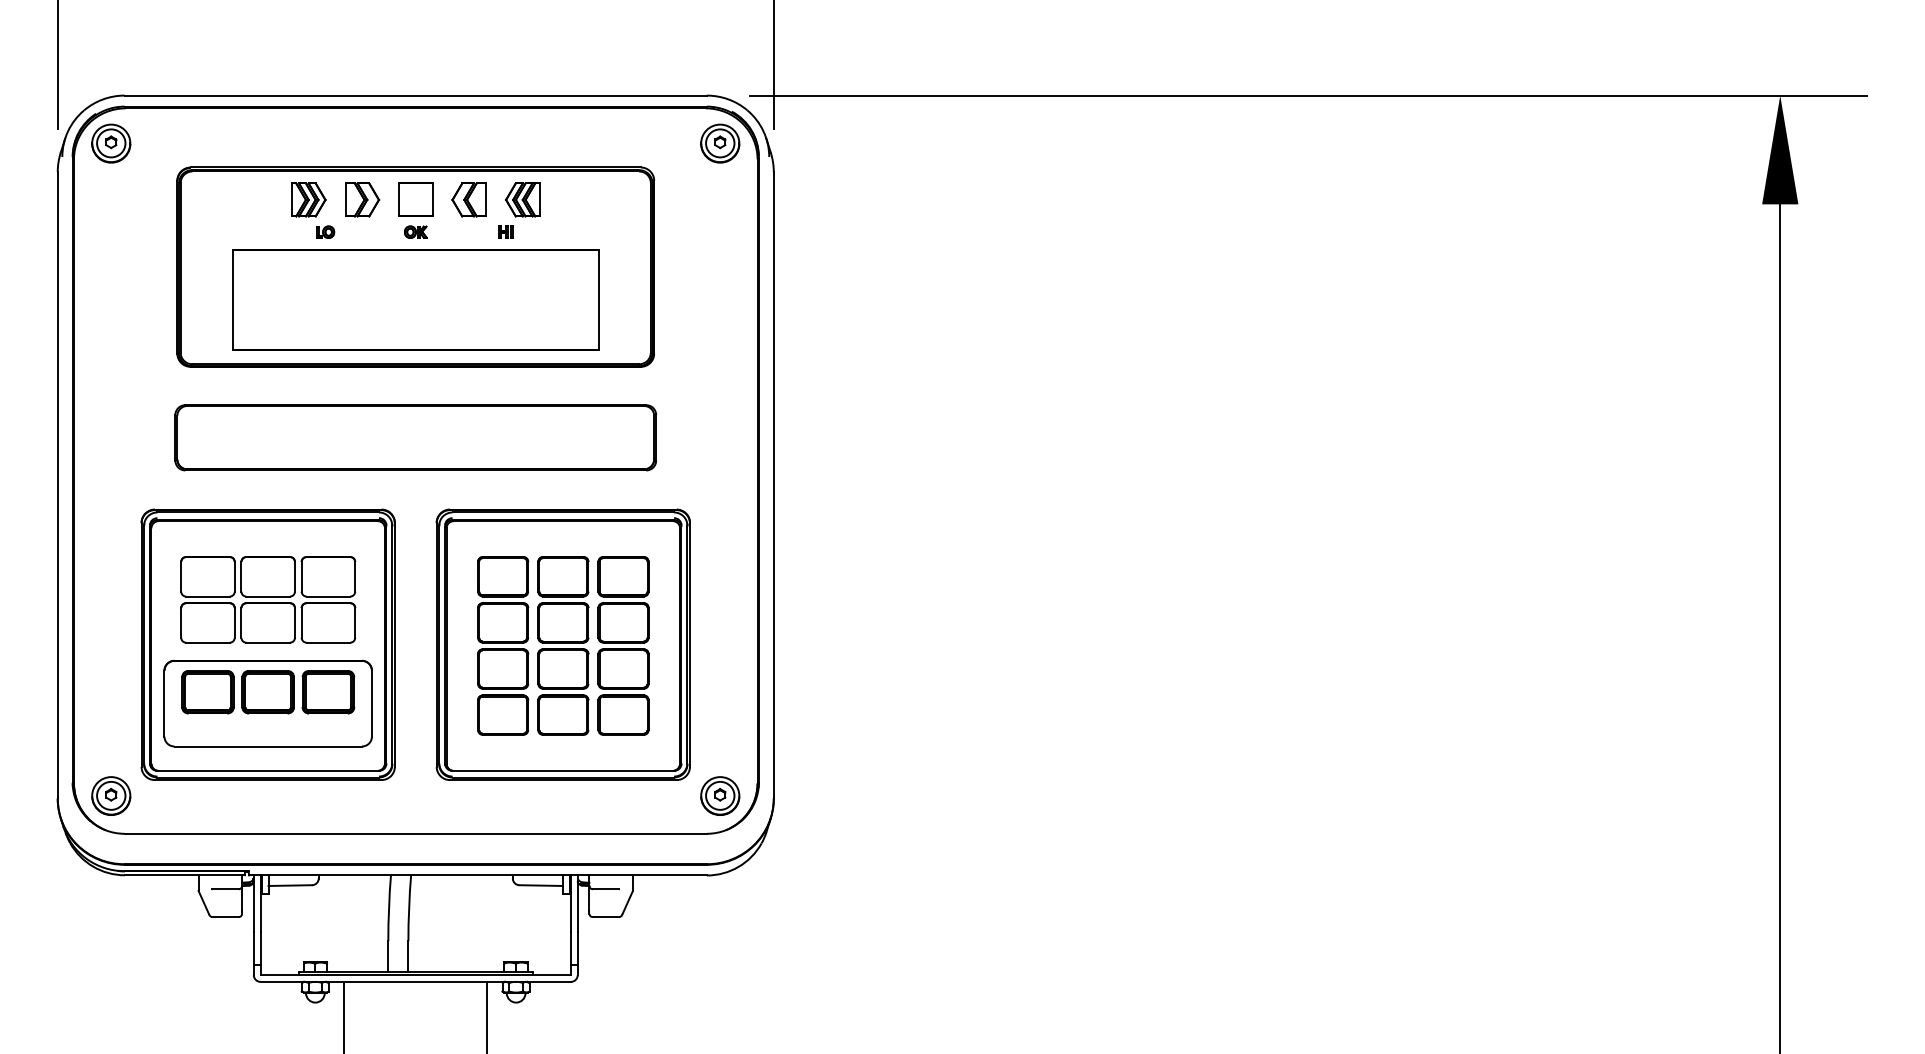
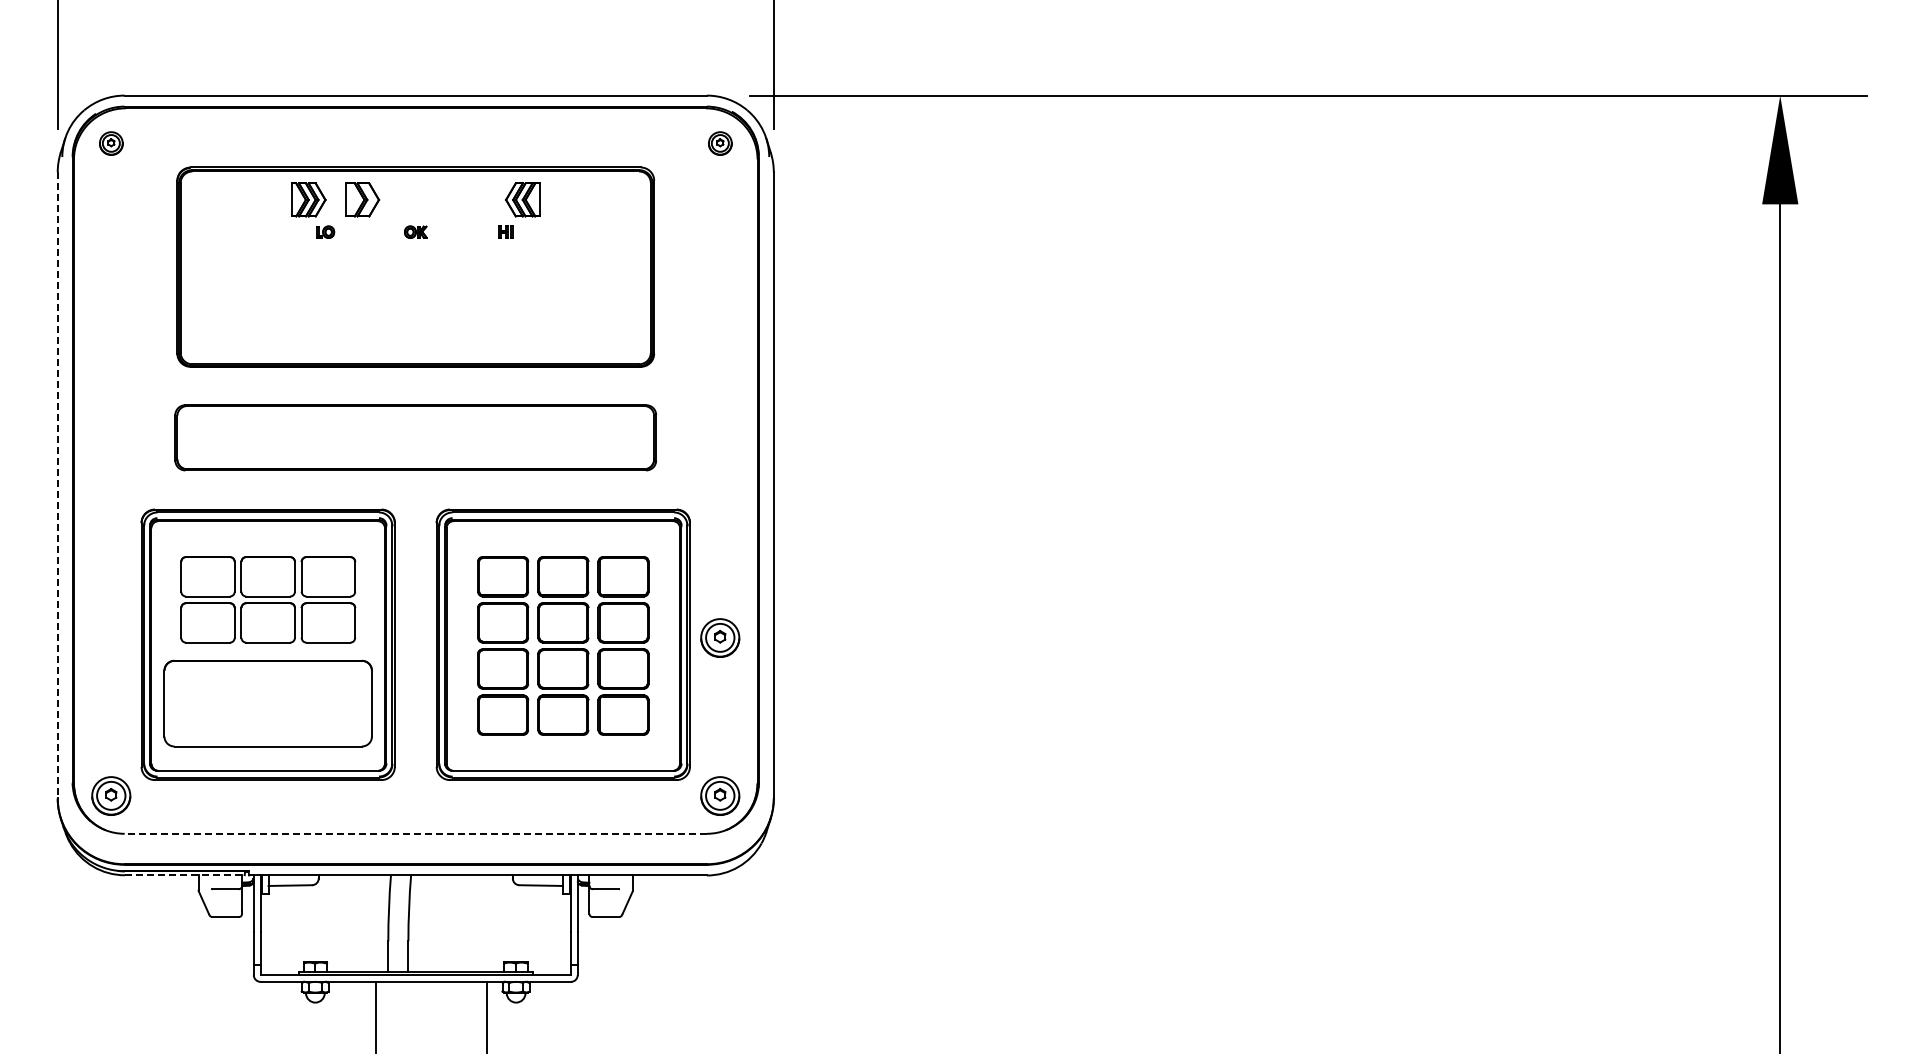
part size: 41x41 px -> 25x25 px (111, 143)
part size: 41x41 px -> 25x25 px (720, 143)
part: present -> none (415, 199)
part: present -> none (468, 199)
part: present -> none (415, 299)
line: solid -> dashed (57, 485)
part: none -> present (720, 637)
part: present -> none (268, 692)
line: solid -> dashed (415, 833)
line: solid -> dashed (184, 875)
line position: (344, 1015) -> (376, 1015) (376, 1015)
